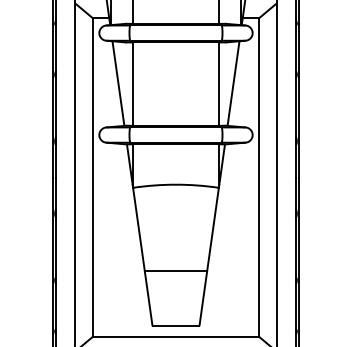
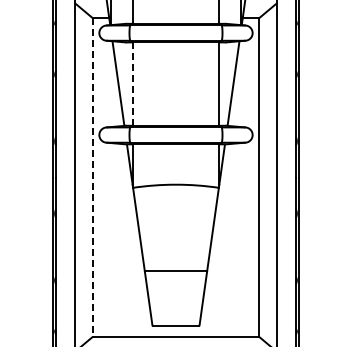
line: solid -> dashed (132, 84)
line: solid -> dashed (92, 177)
